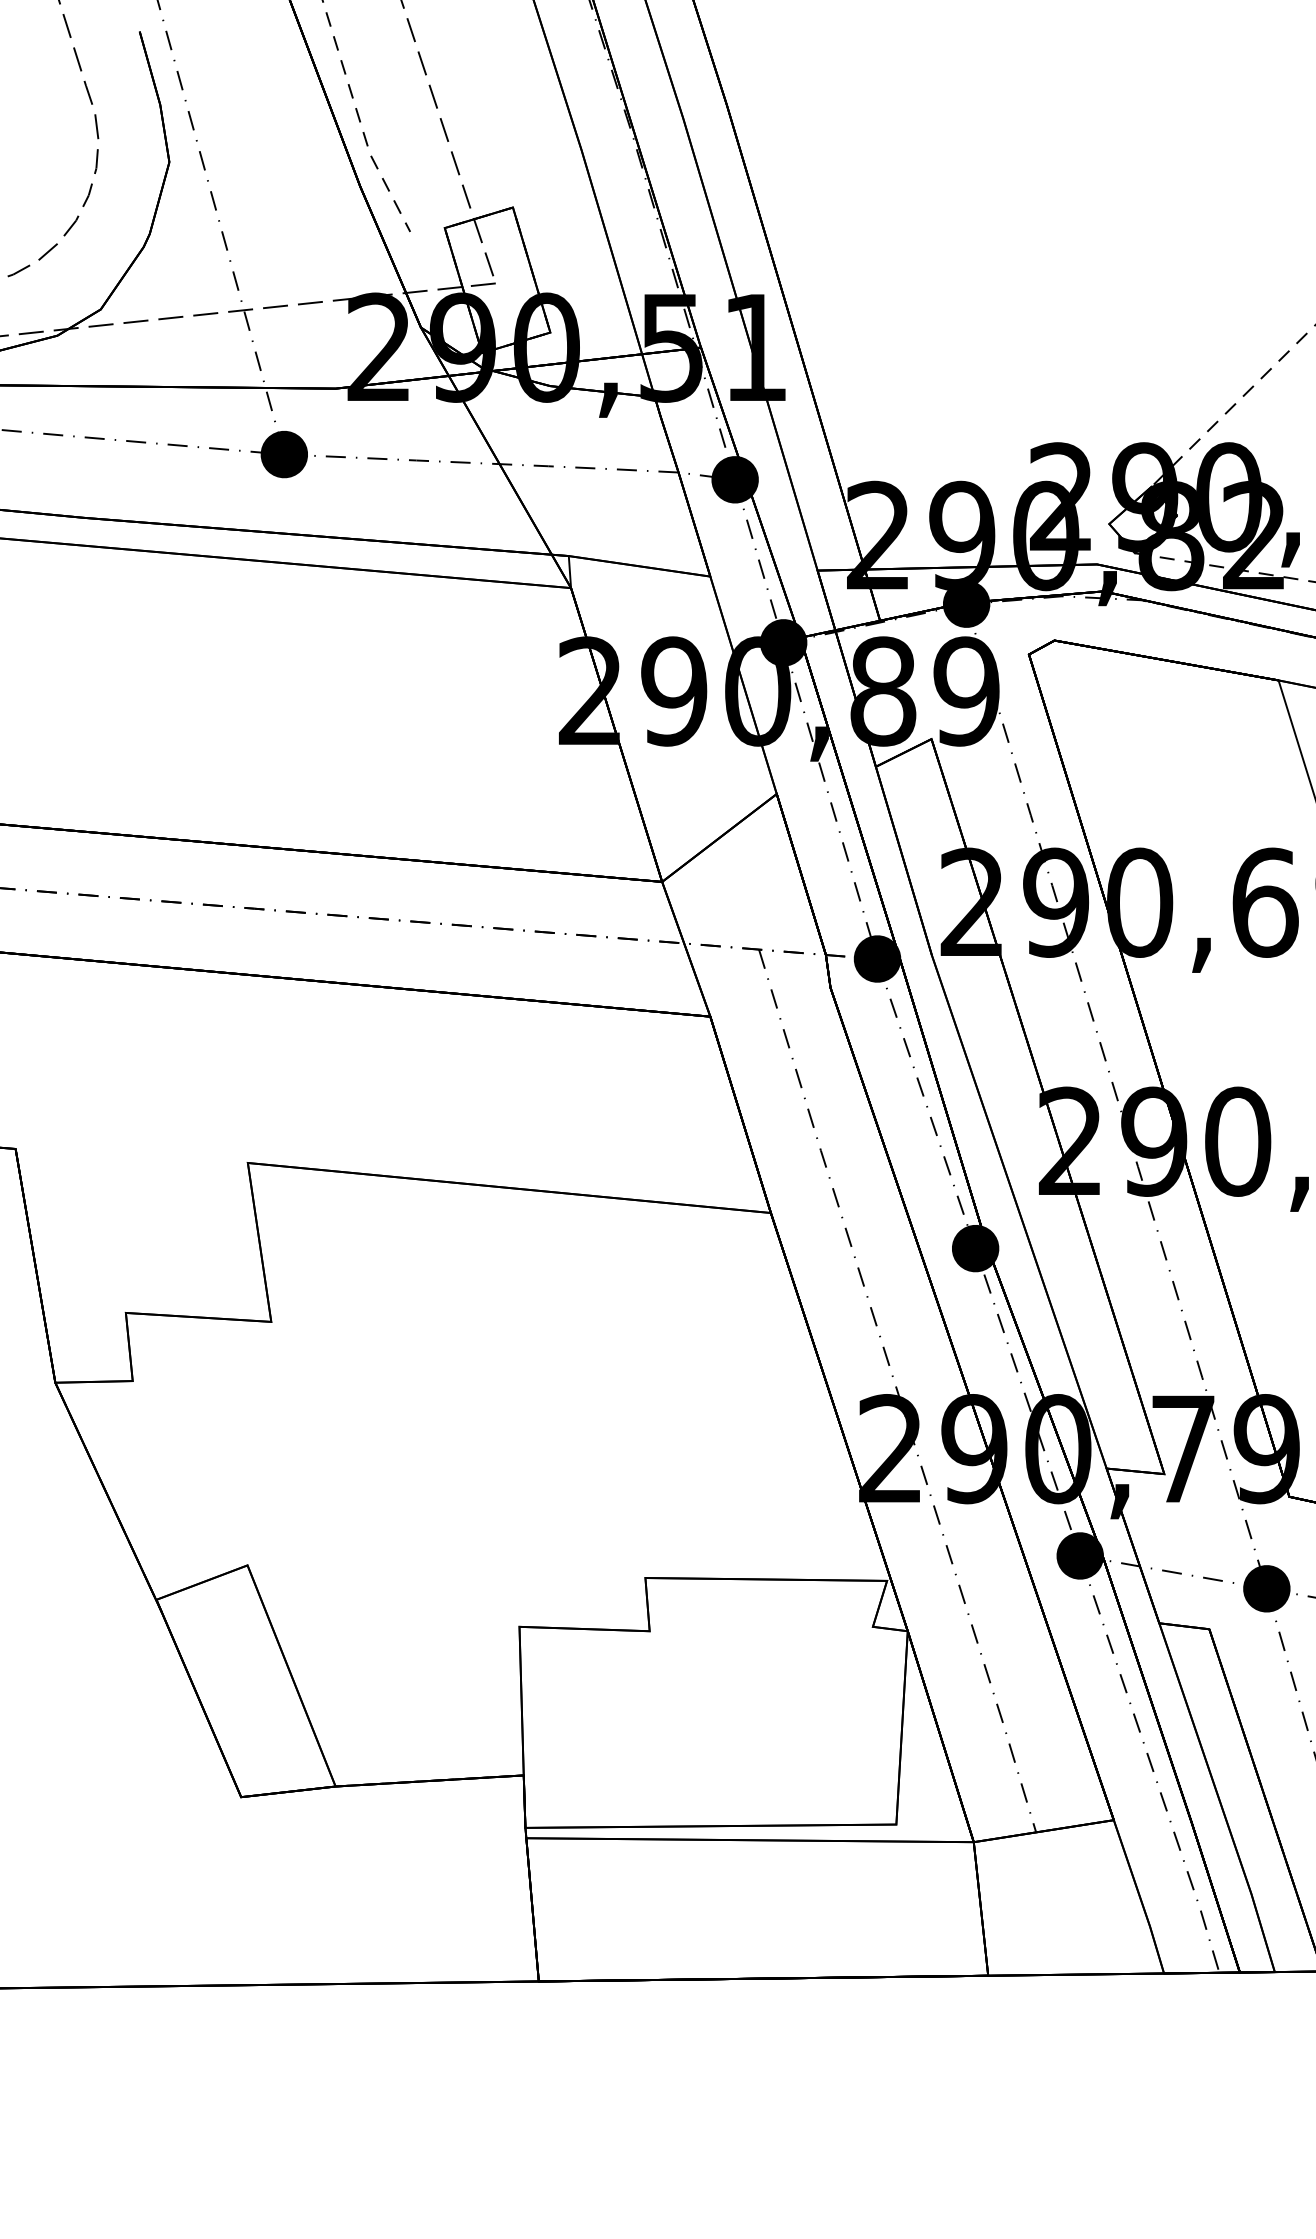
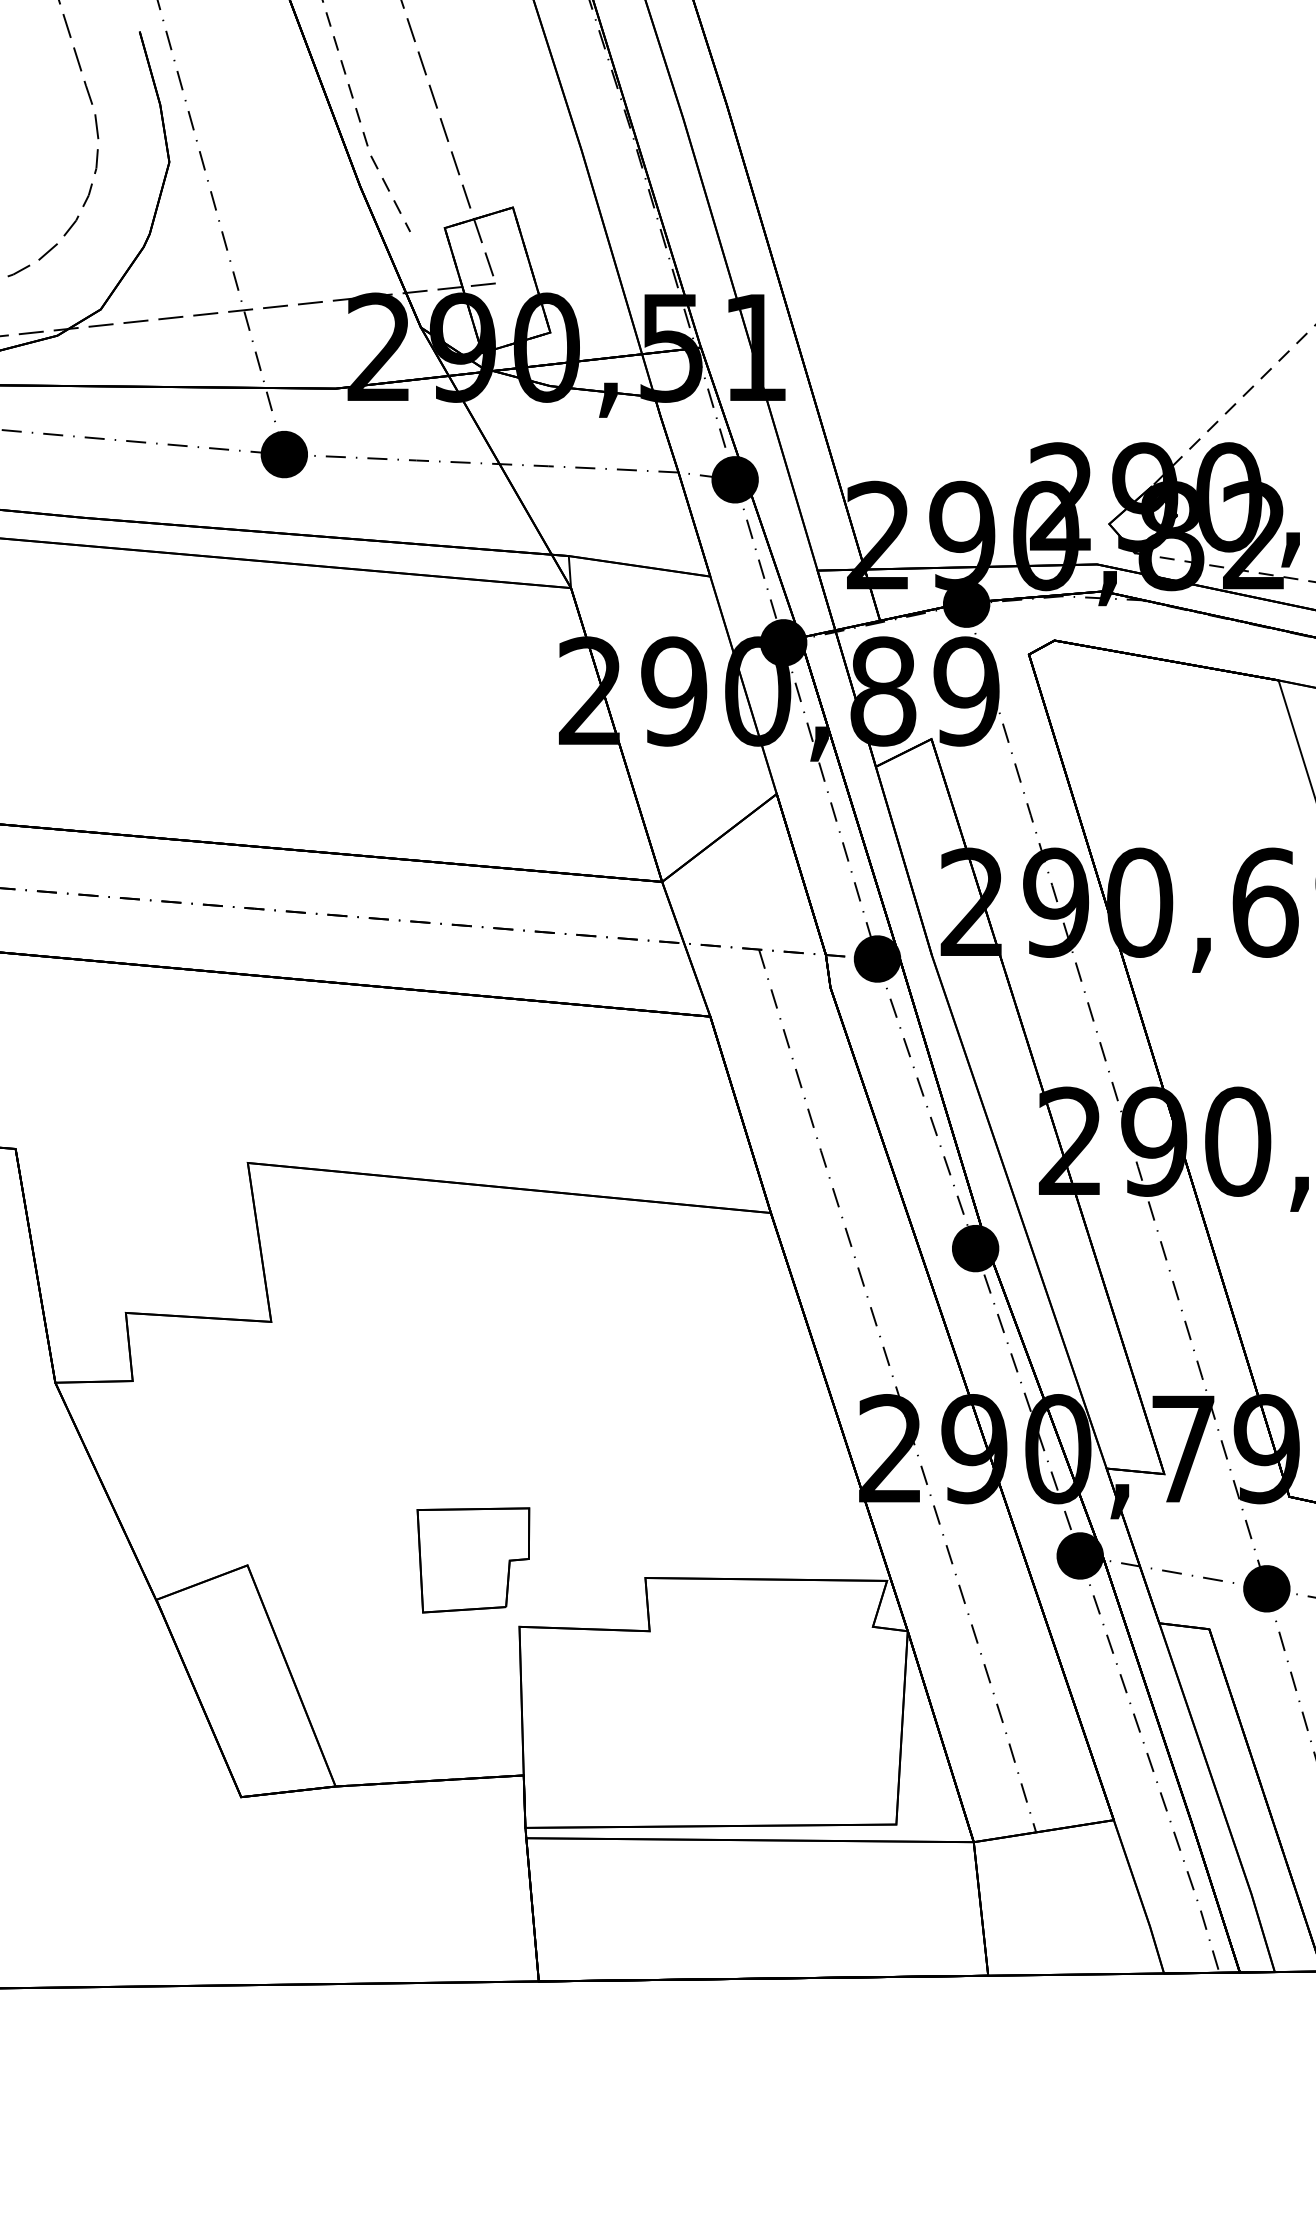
part: none -> present (473, 1560)
